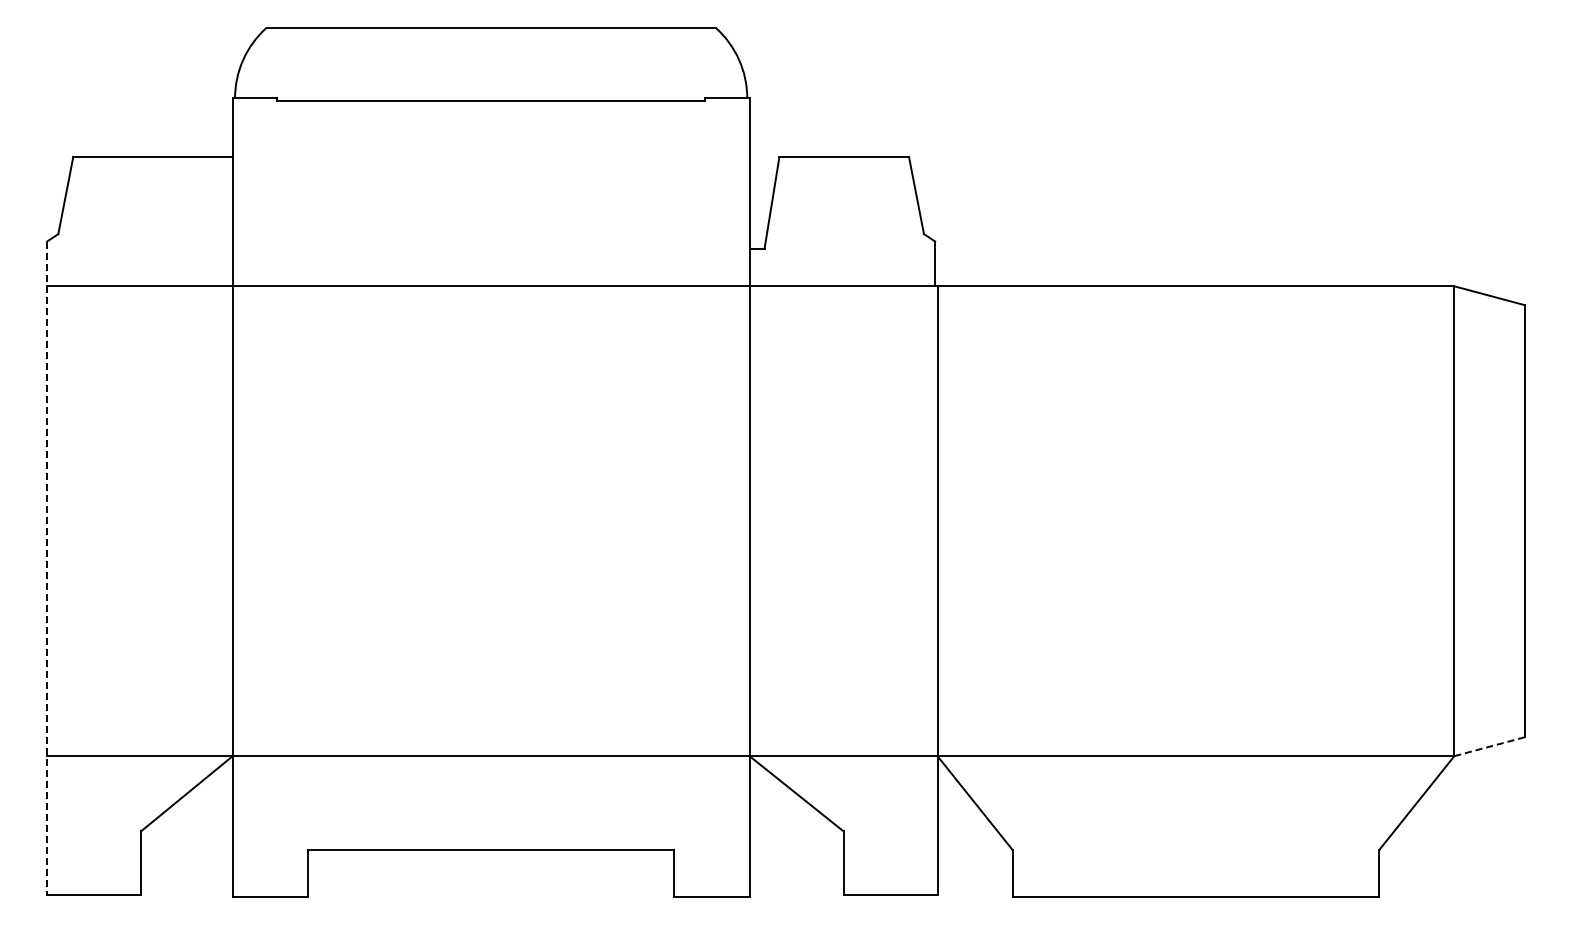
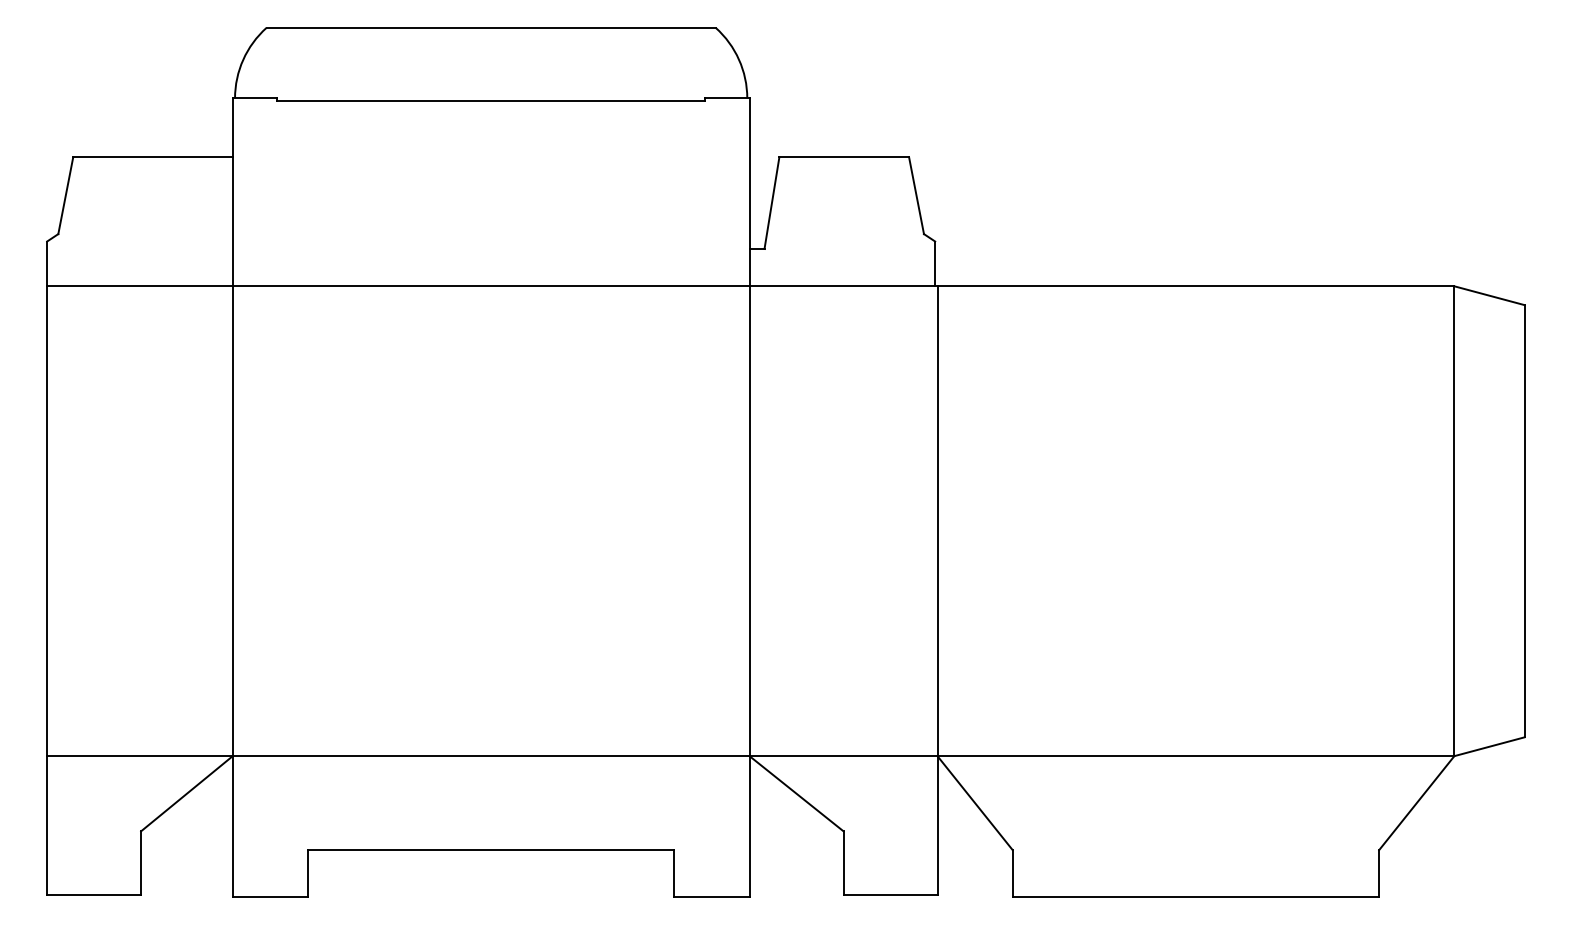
line: dashed -> solid (47, 568)
line: dashed -> solid (1490, 746)
